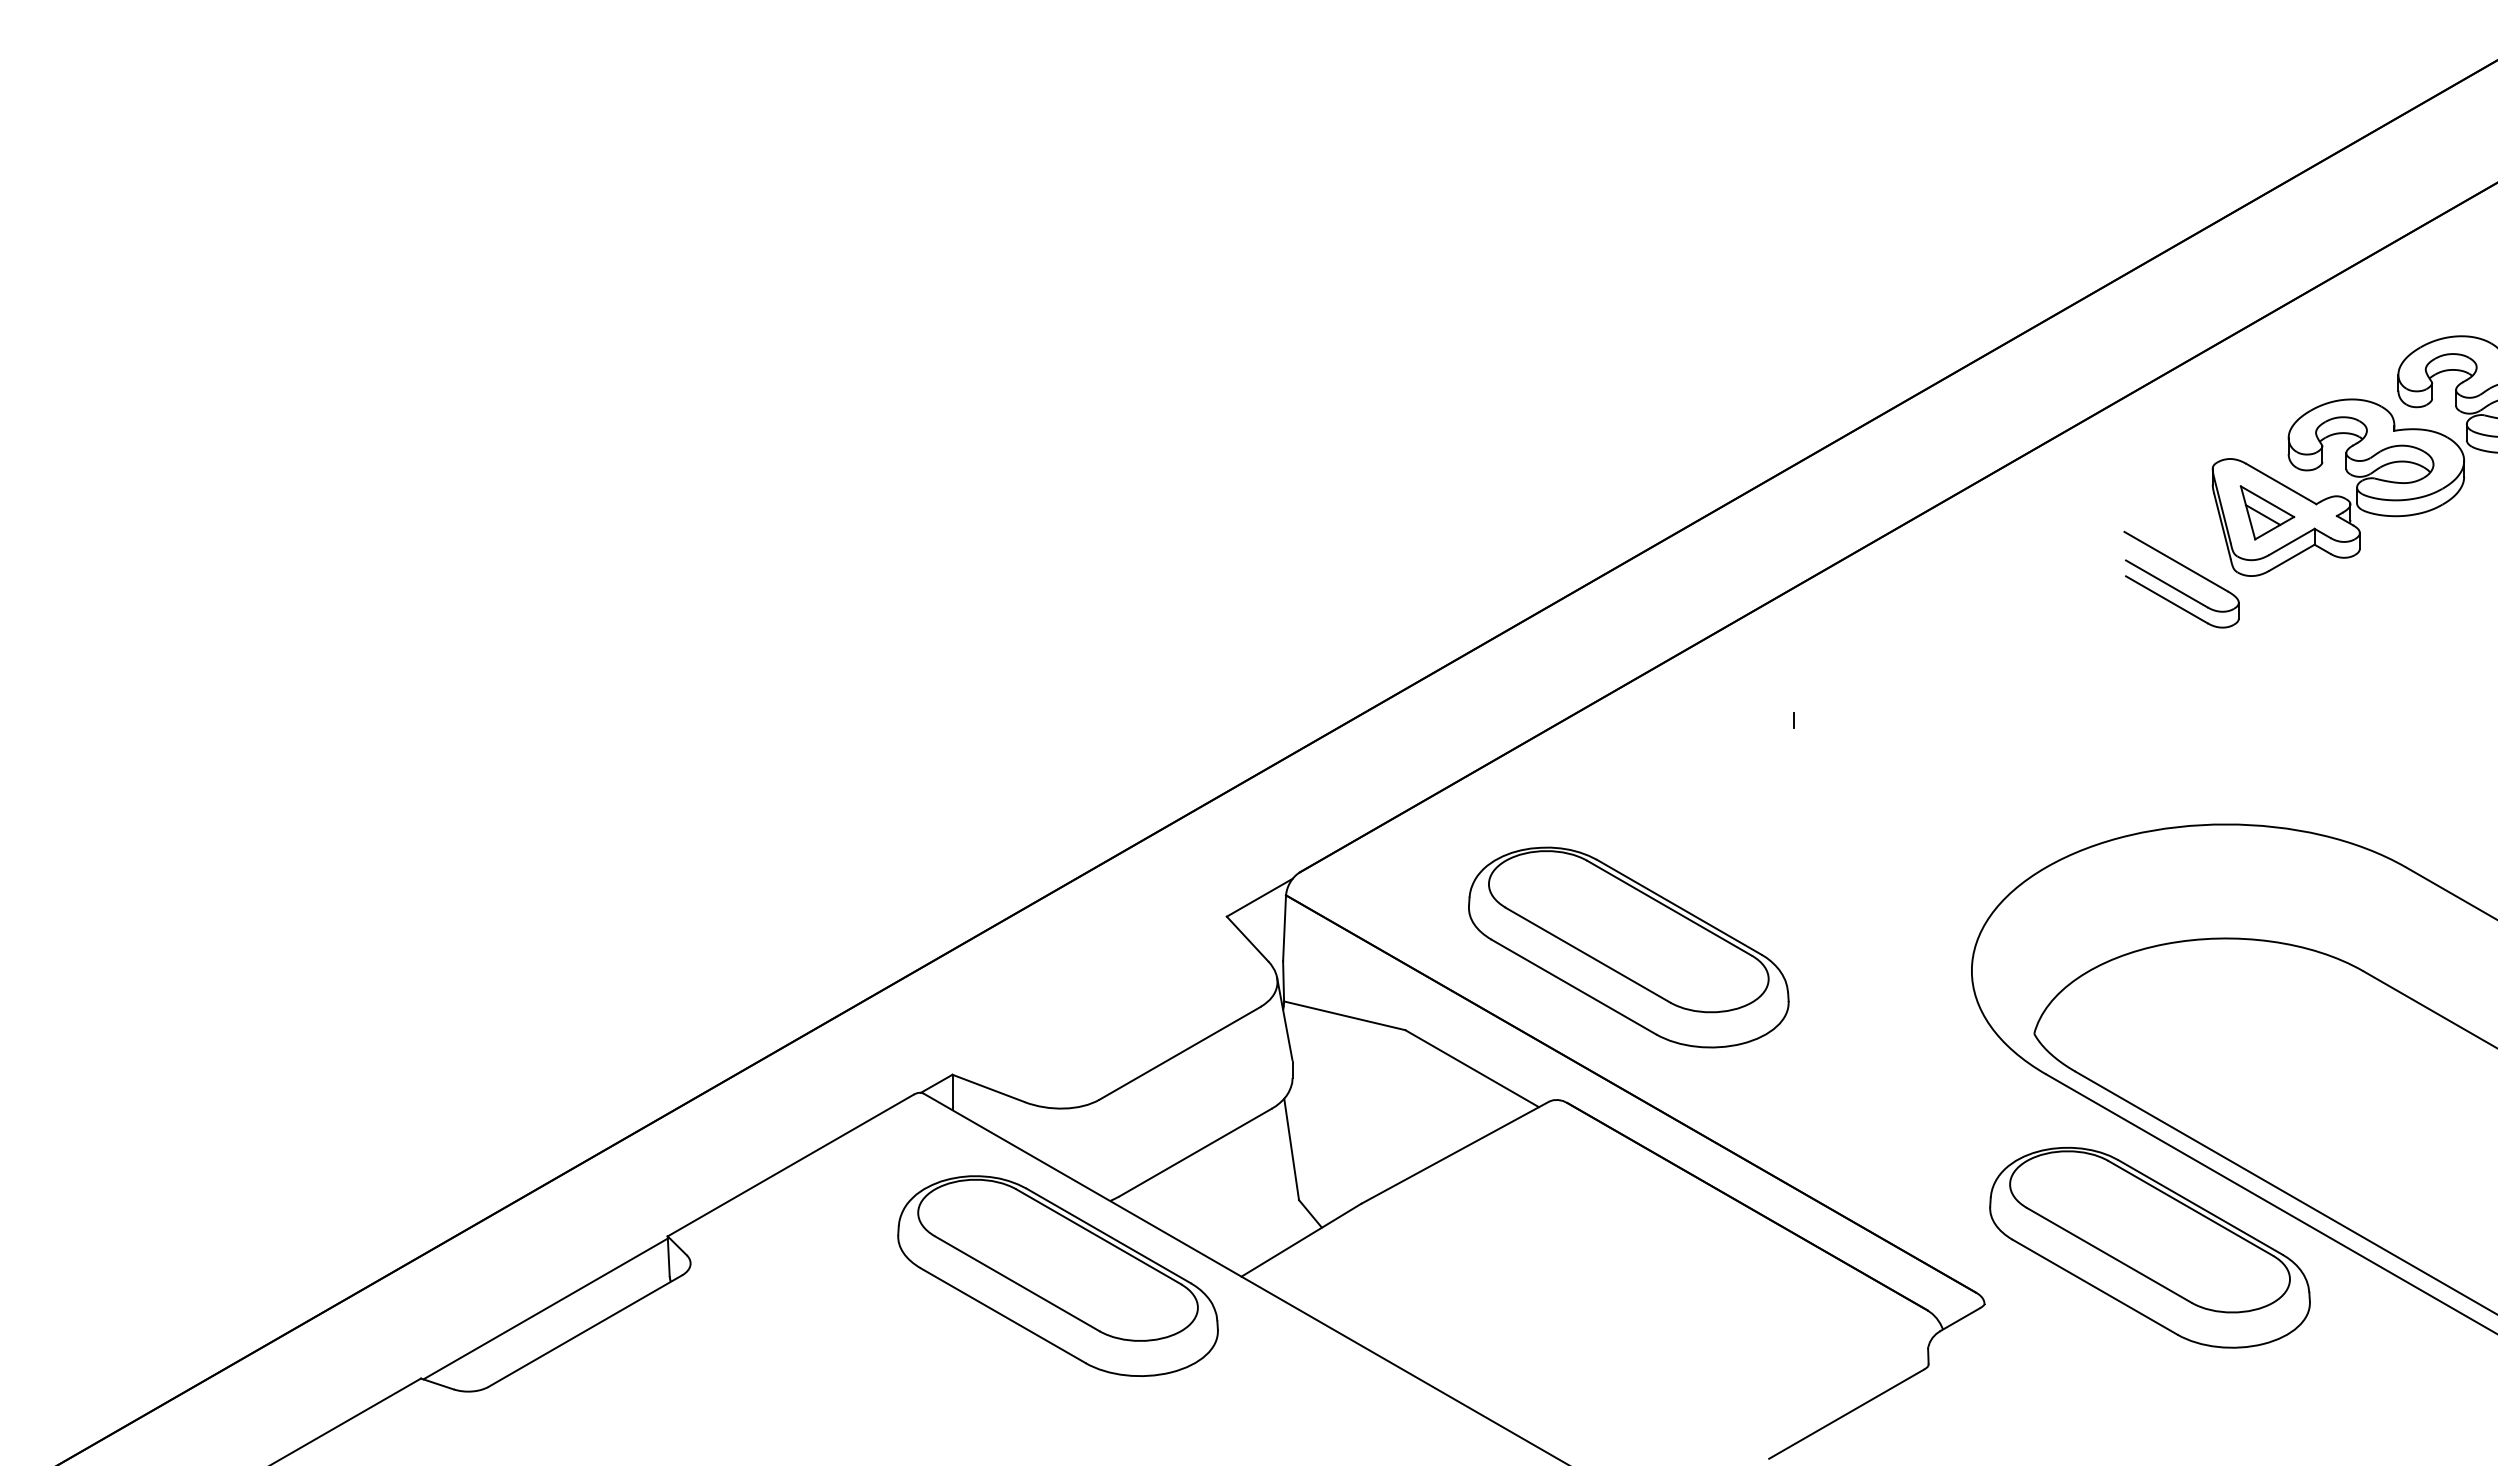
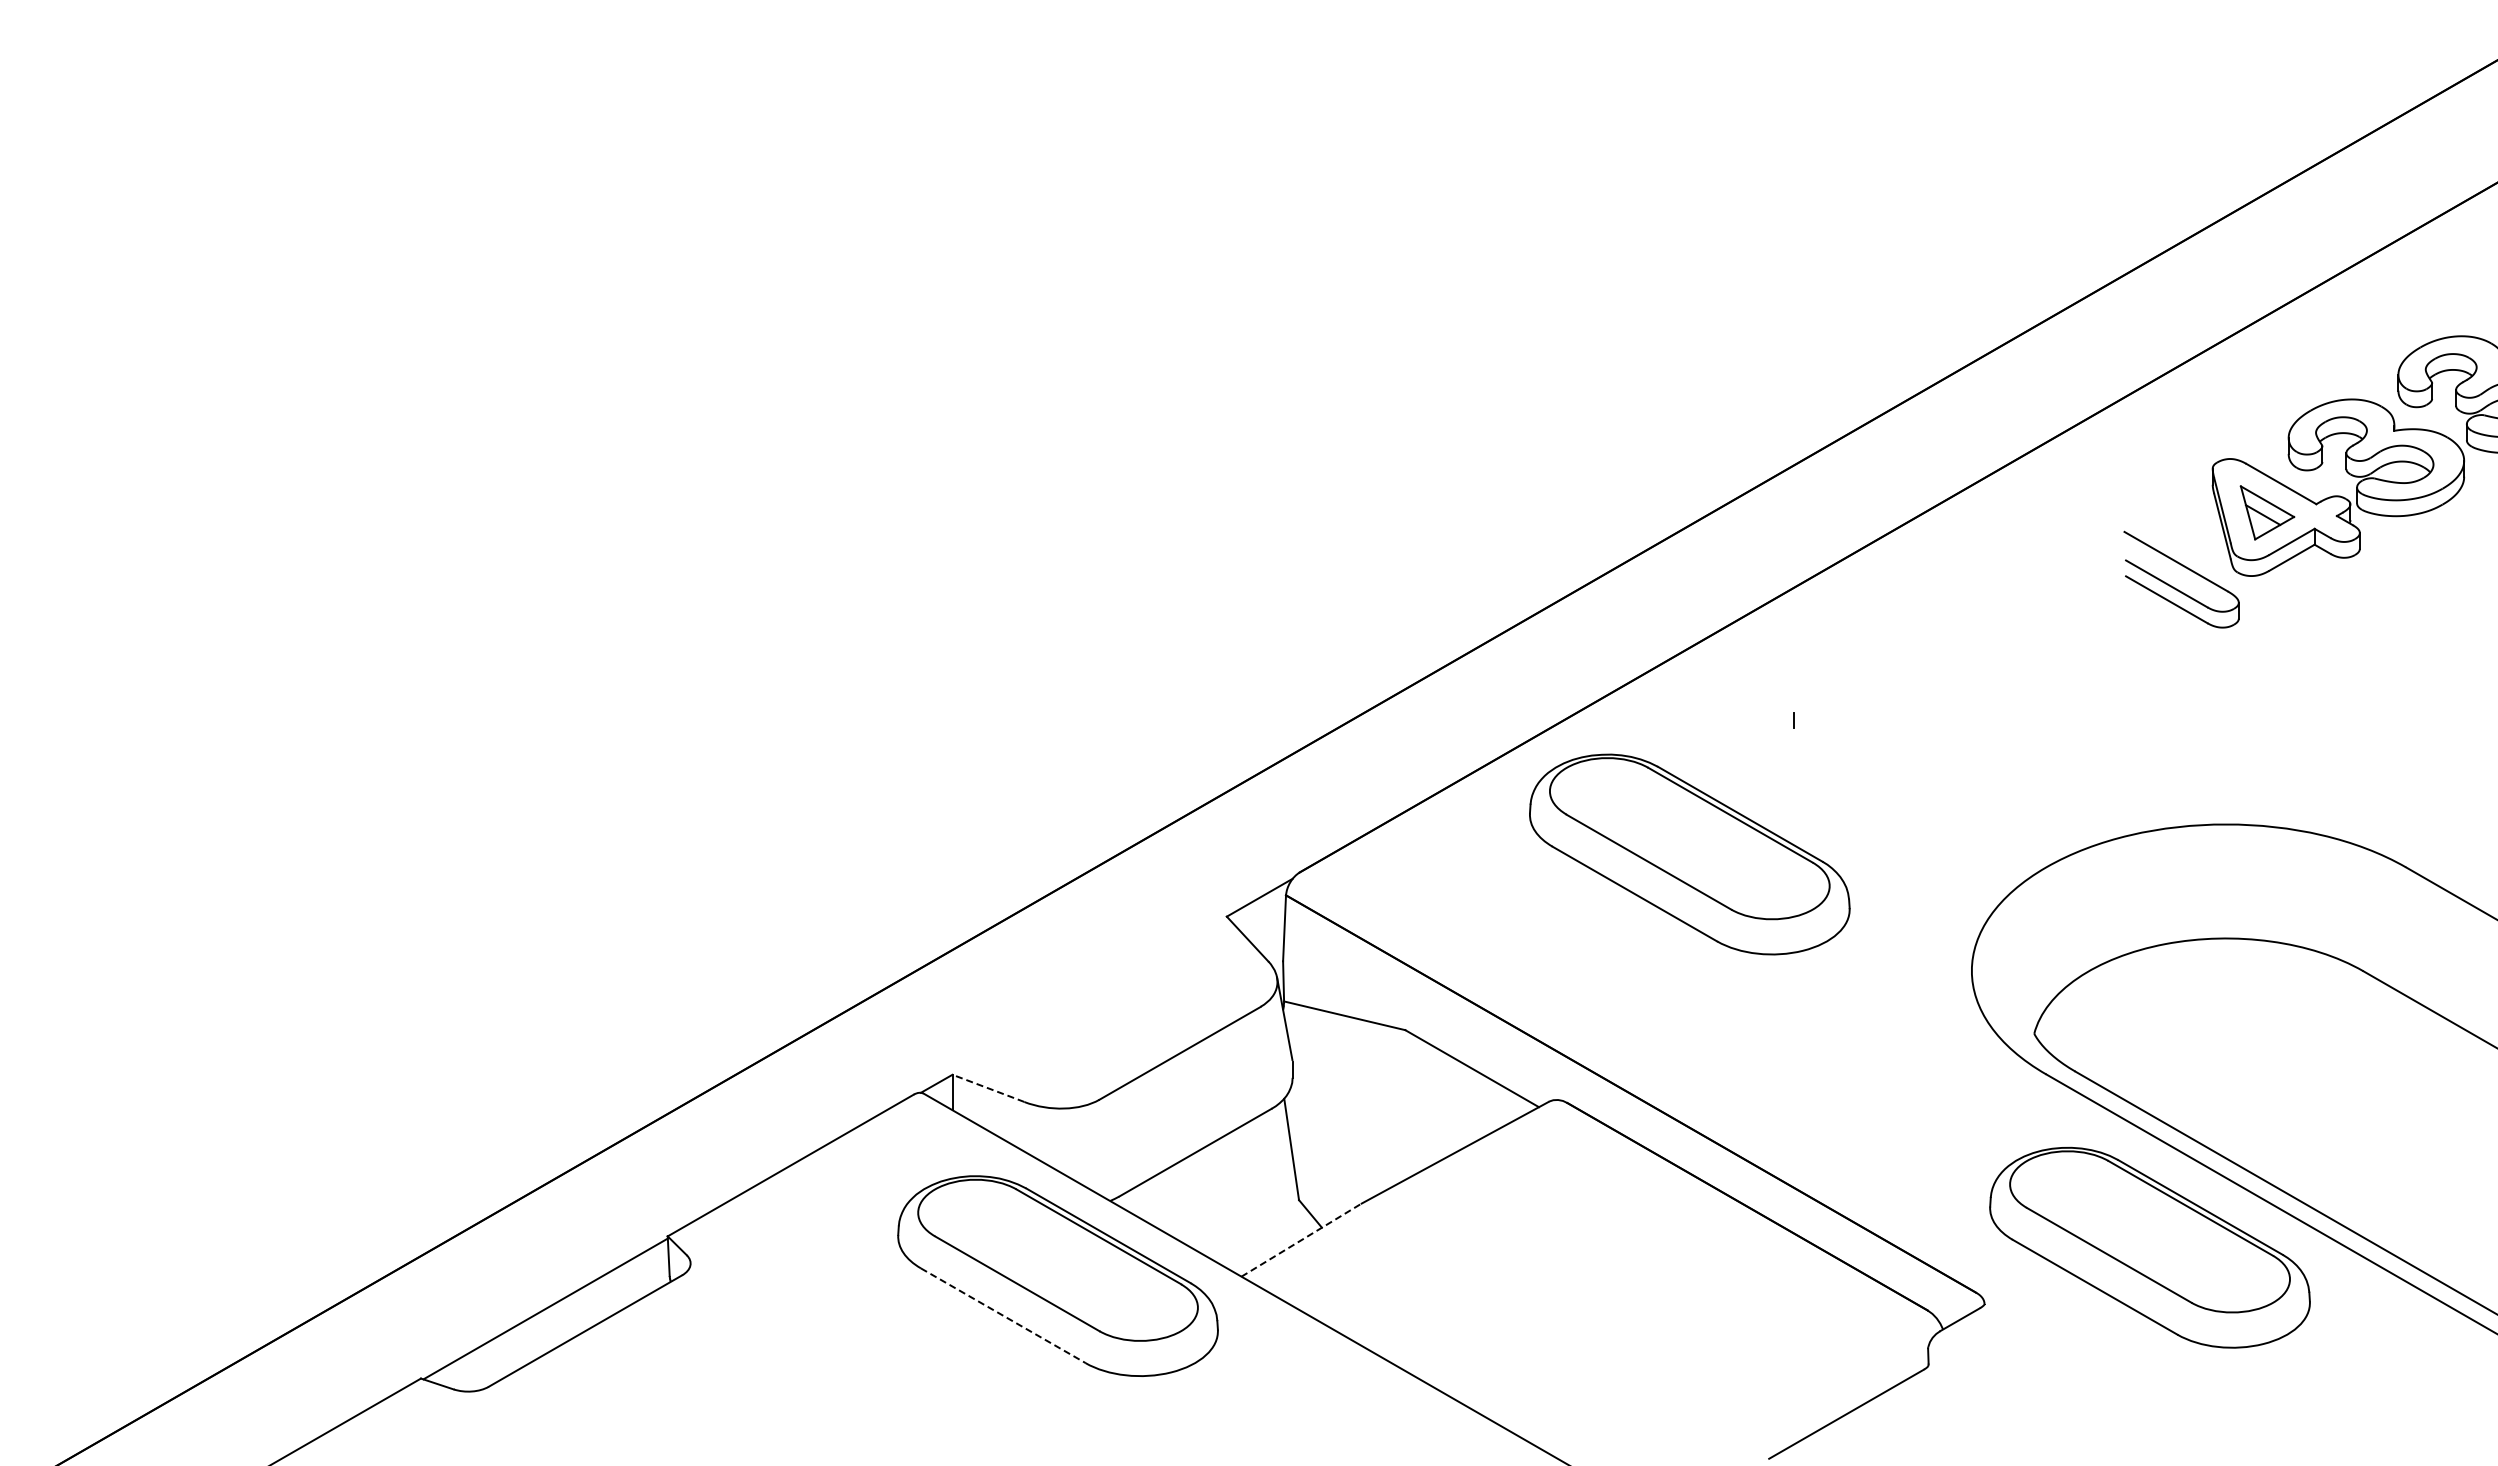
part position: (1628, 947) -> (1689, 854) (1689, 854)
line: solid -> dashed (987, 1088)
line: solid -> dashed (1301, 1240)
line: solid -> dashed (1003, 1315)
